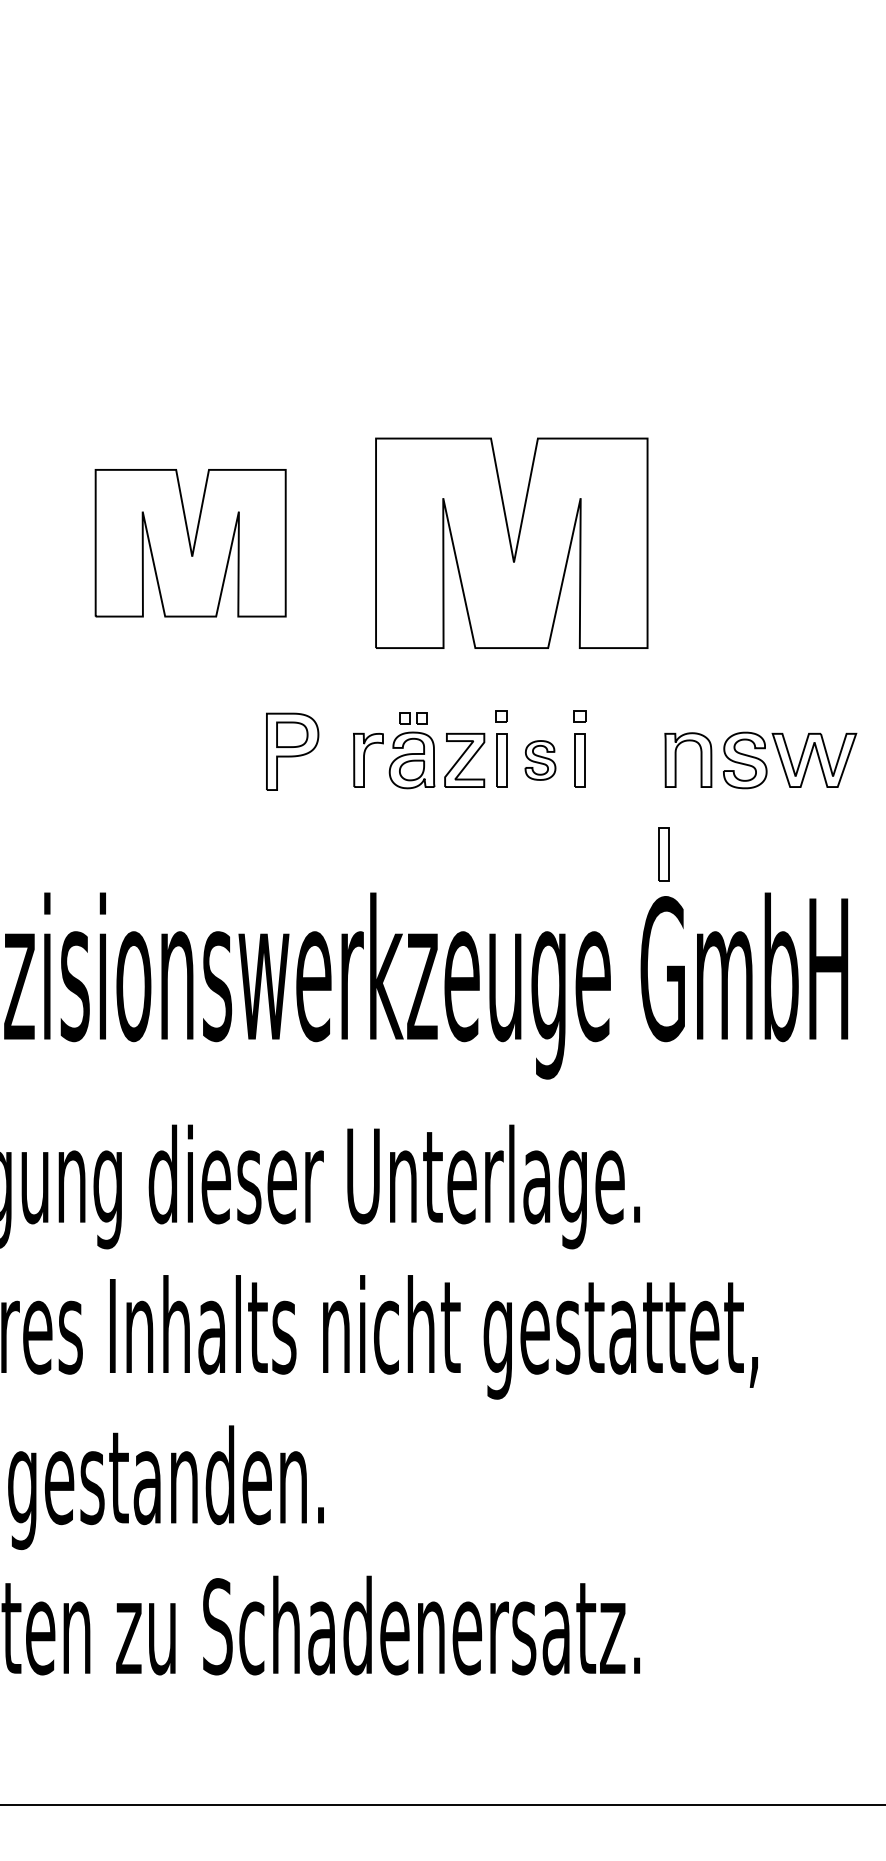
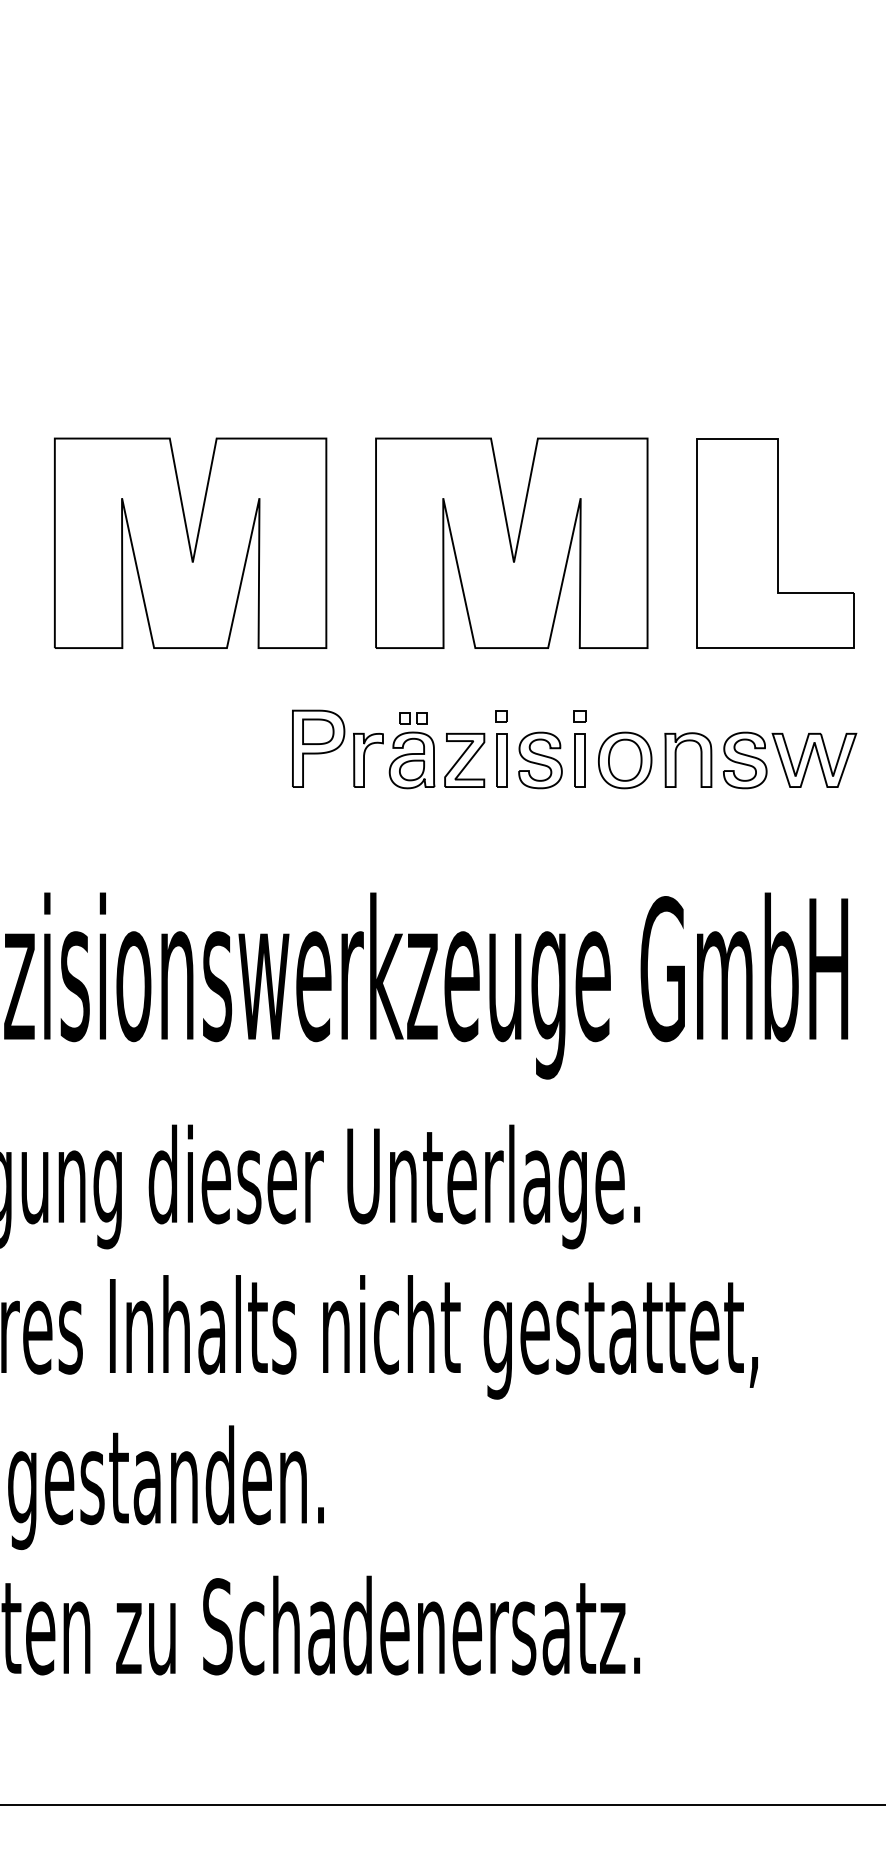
part size: 193x149 px -> 274x212 px (190, 542)
part: none -> present (775, 543)
part position: (292, 751) -> (318, 748) (318, 748)
part size: 33x41 px -> 45x59 px (540, 760)
part: none -> present (625, 760)
part: present -> none (663, 854)
